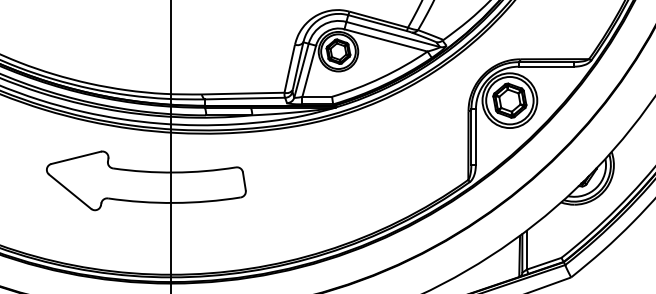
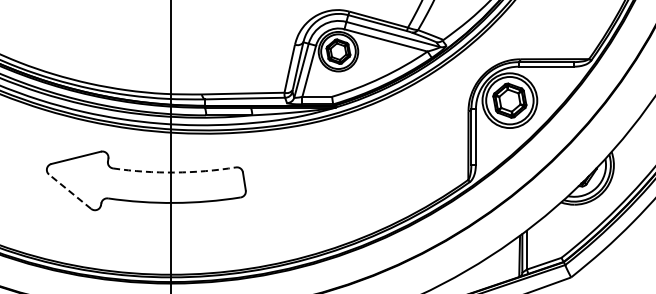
arc: solid -> dashed (174, 172)
line: solid -> dashed (69, 191)
